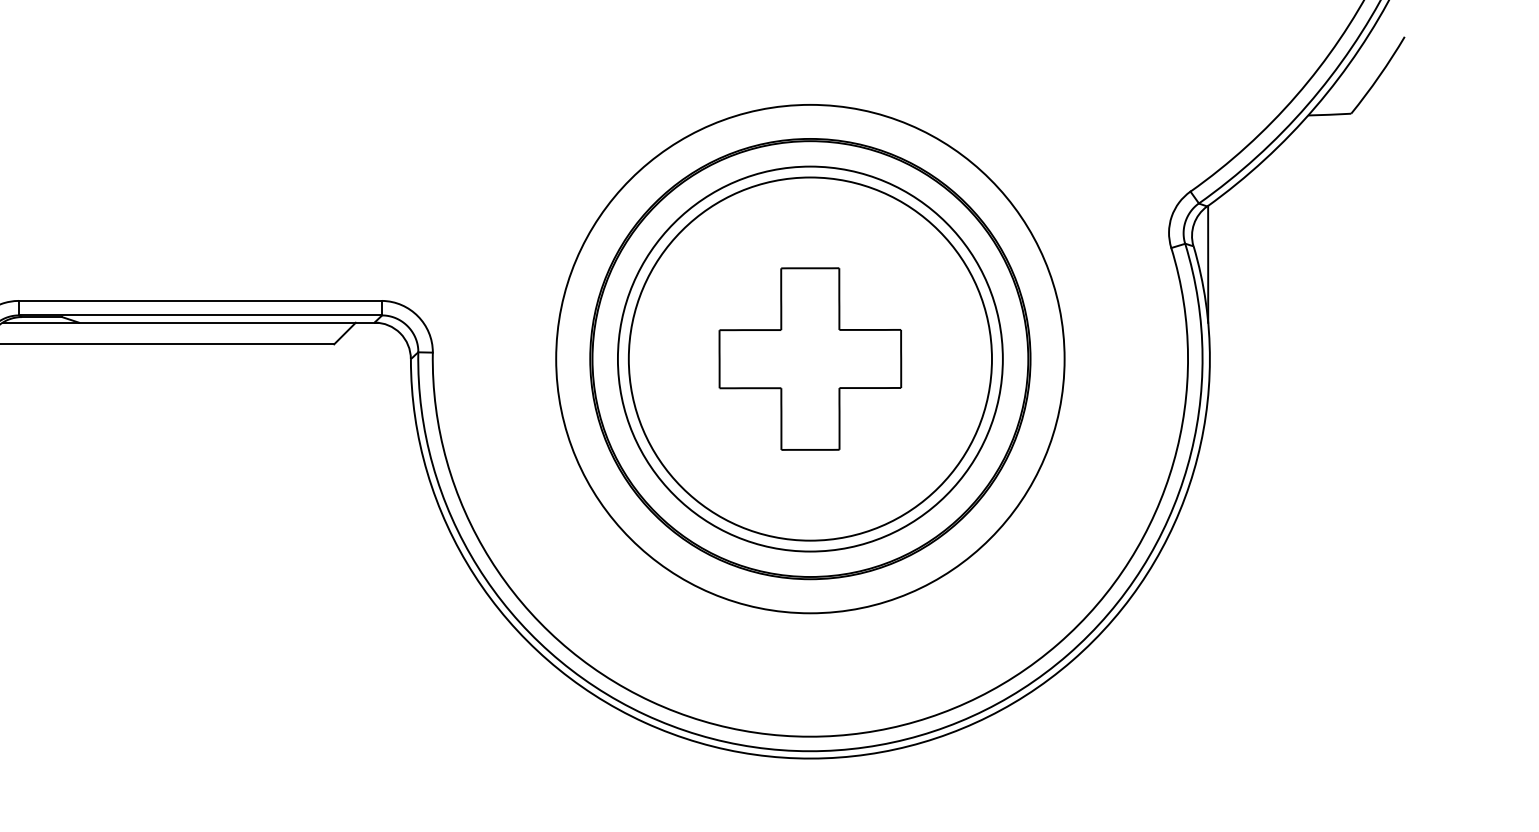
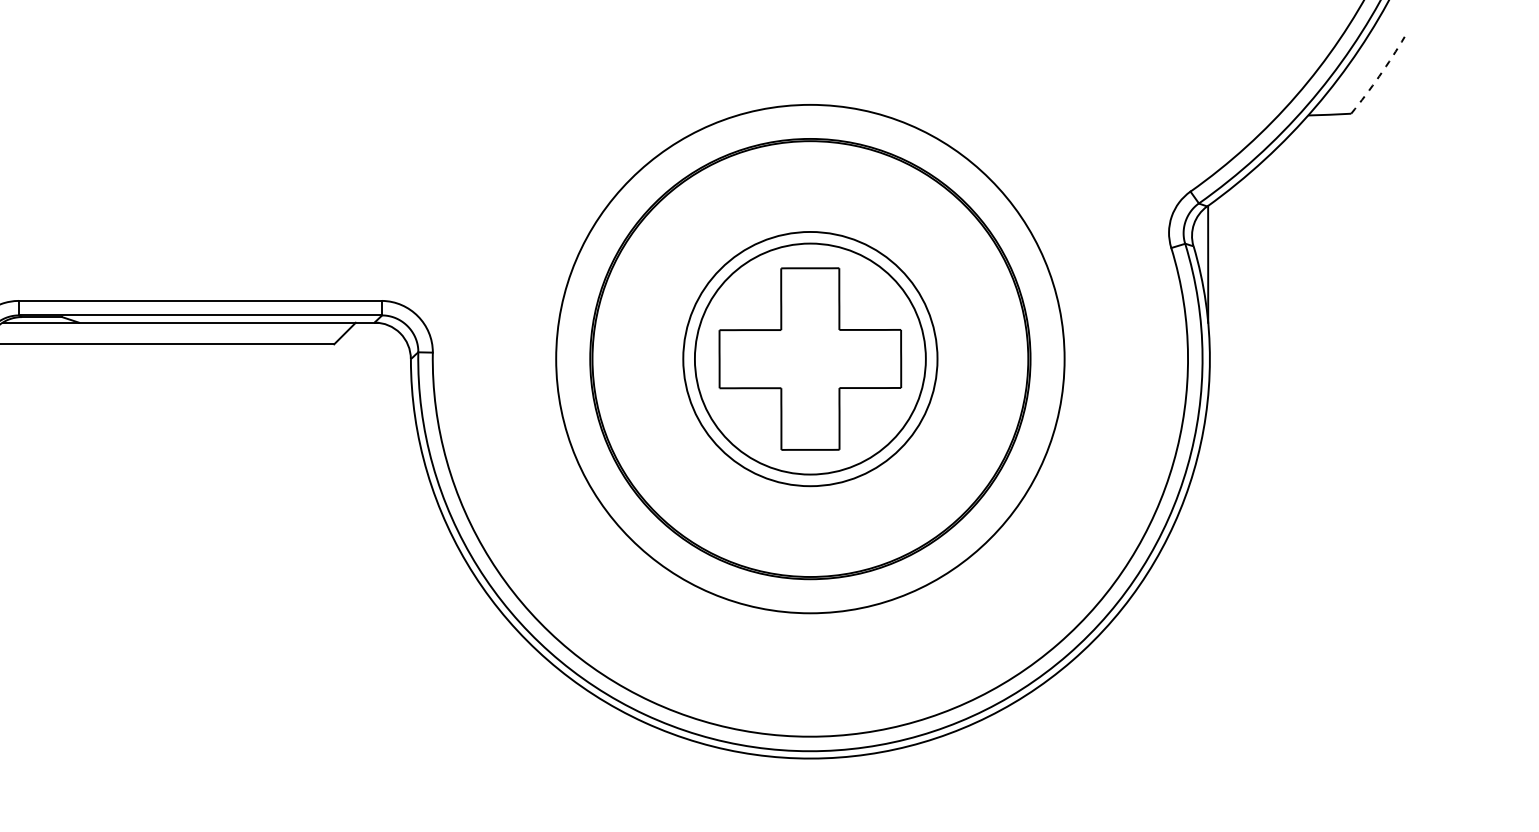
arc: solid -> dashed (1379, 76)
circle diameter: 363 px -> 254 px (810, 358)
circle diameter: 385 px -> 231 px (809, 358)
